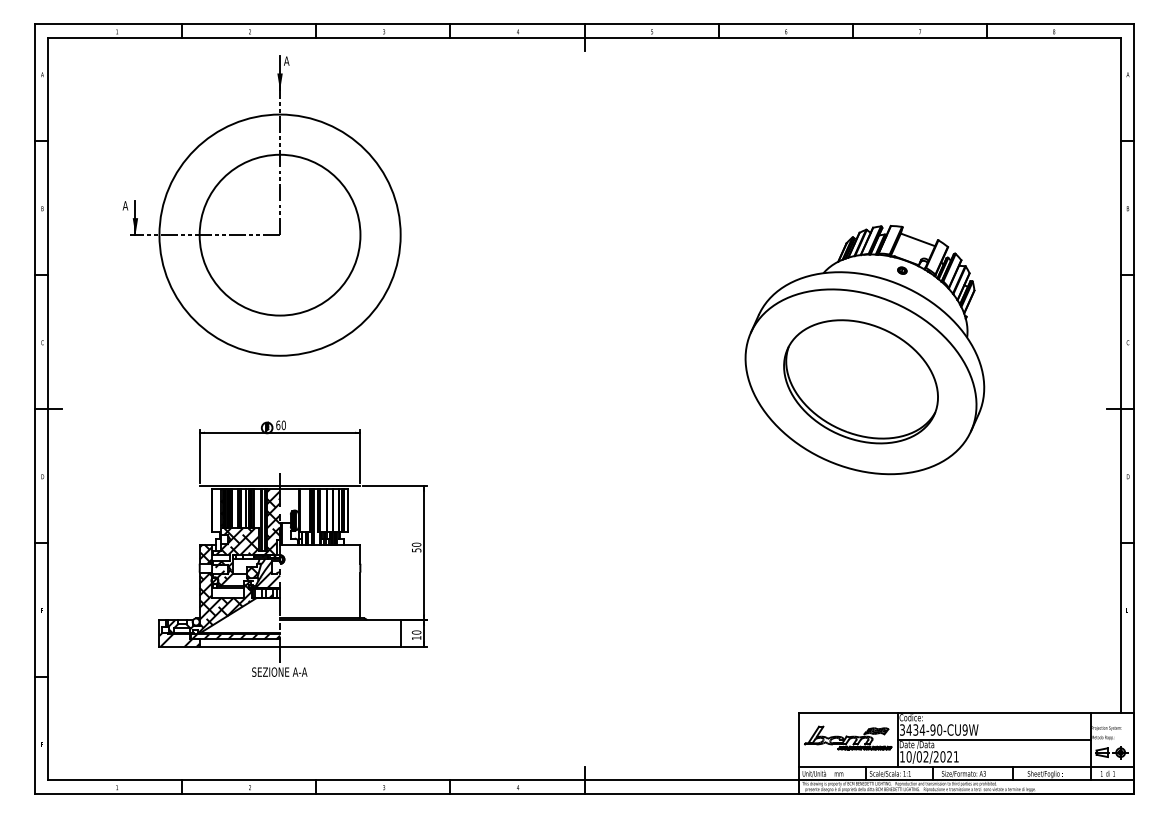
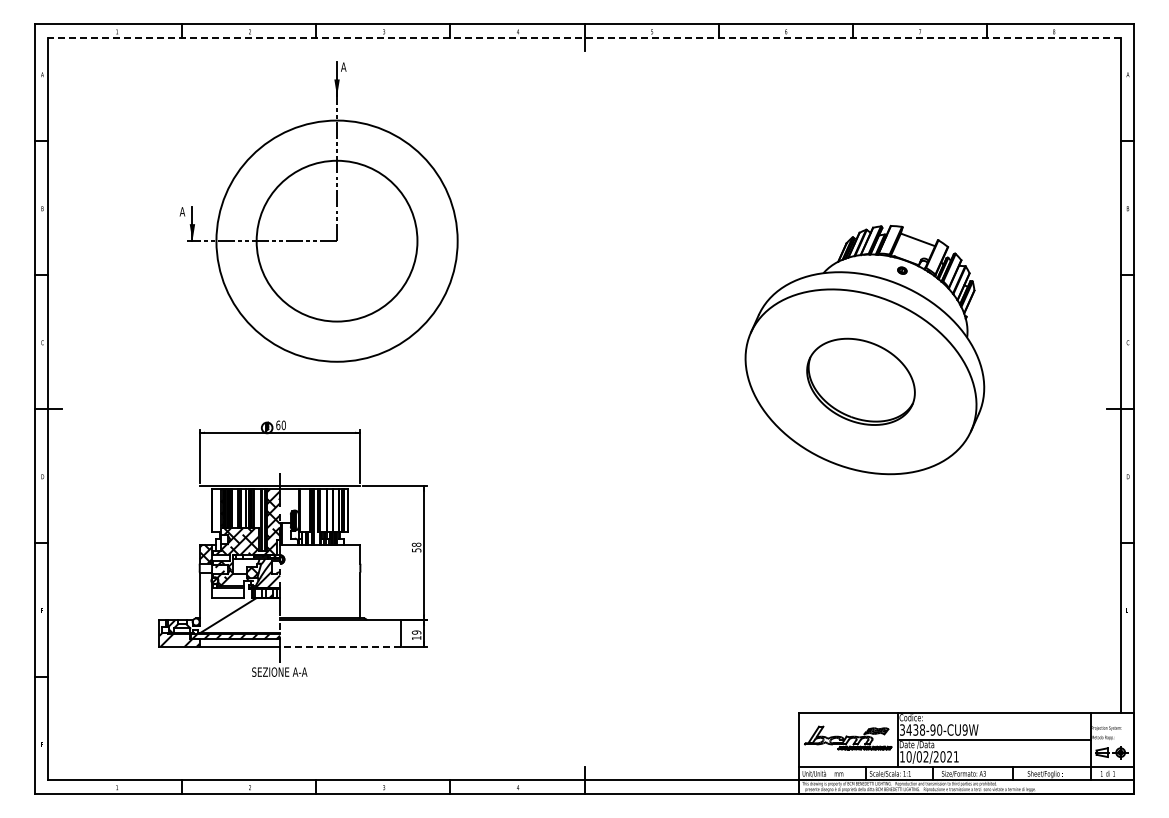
line: solid -> dashed (584, 37)
part position: (261, 205) -> (318, 211) (318, 211)
part size: 156x126 px -> 110x89 px (860, 381)
text: 50 -> 58 (416, 544)
hatch: present -> none (218, 602)
text: 10 -> 19 (416, 632)
line: solid -> dashed (339, 646)
text: 3434-90-CU9W -> 3438-90-CU9W (922, 729)
